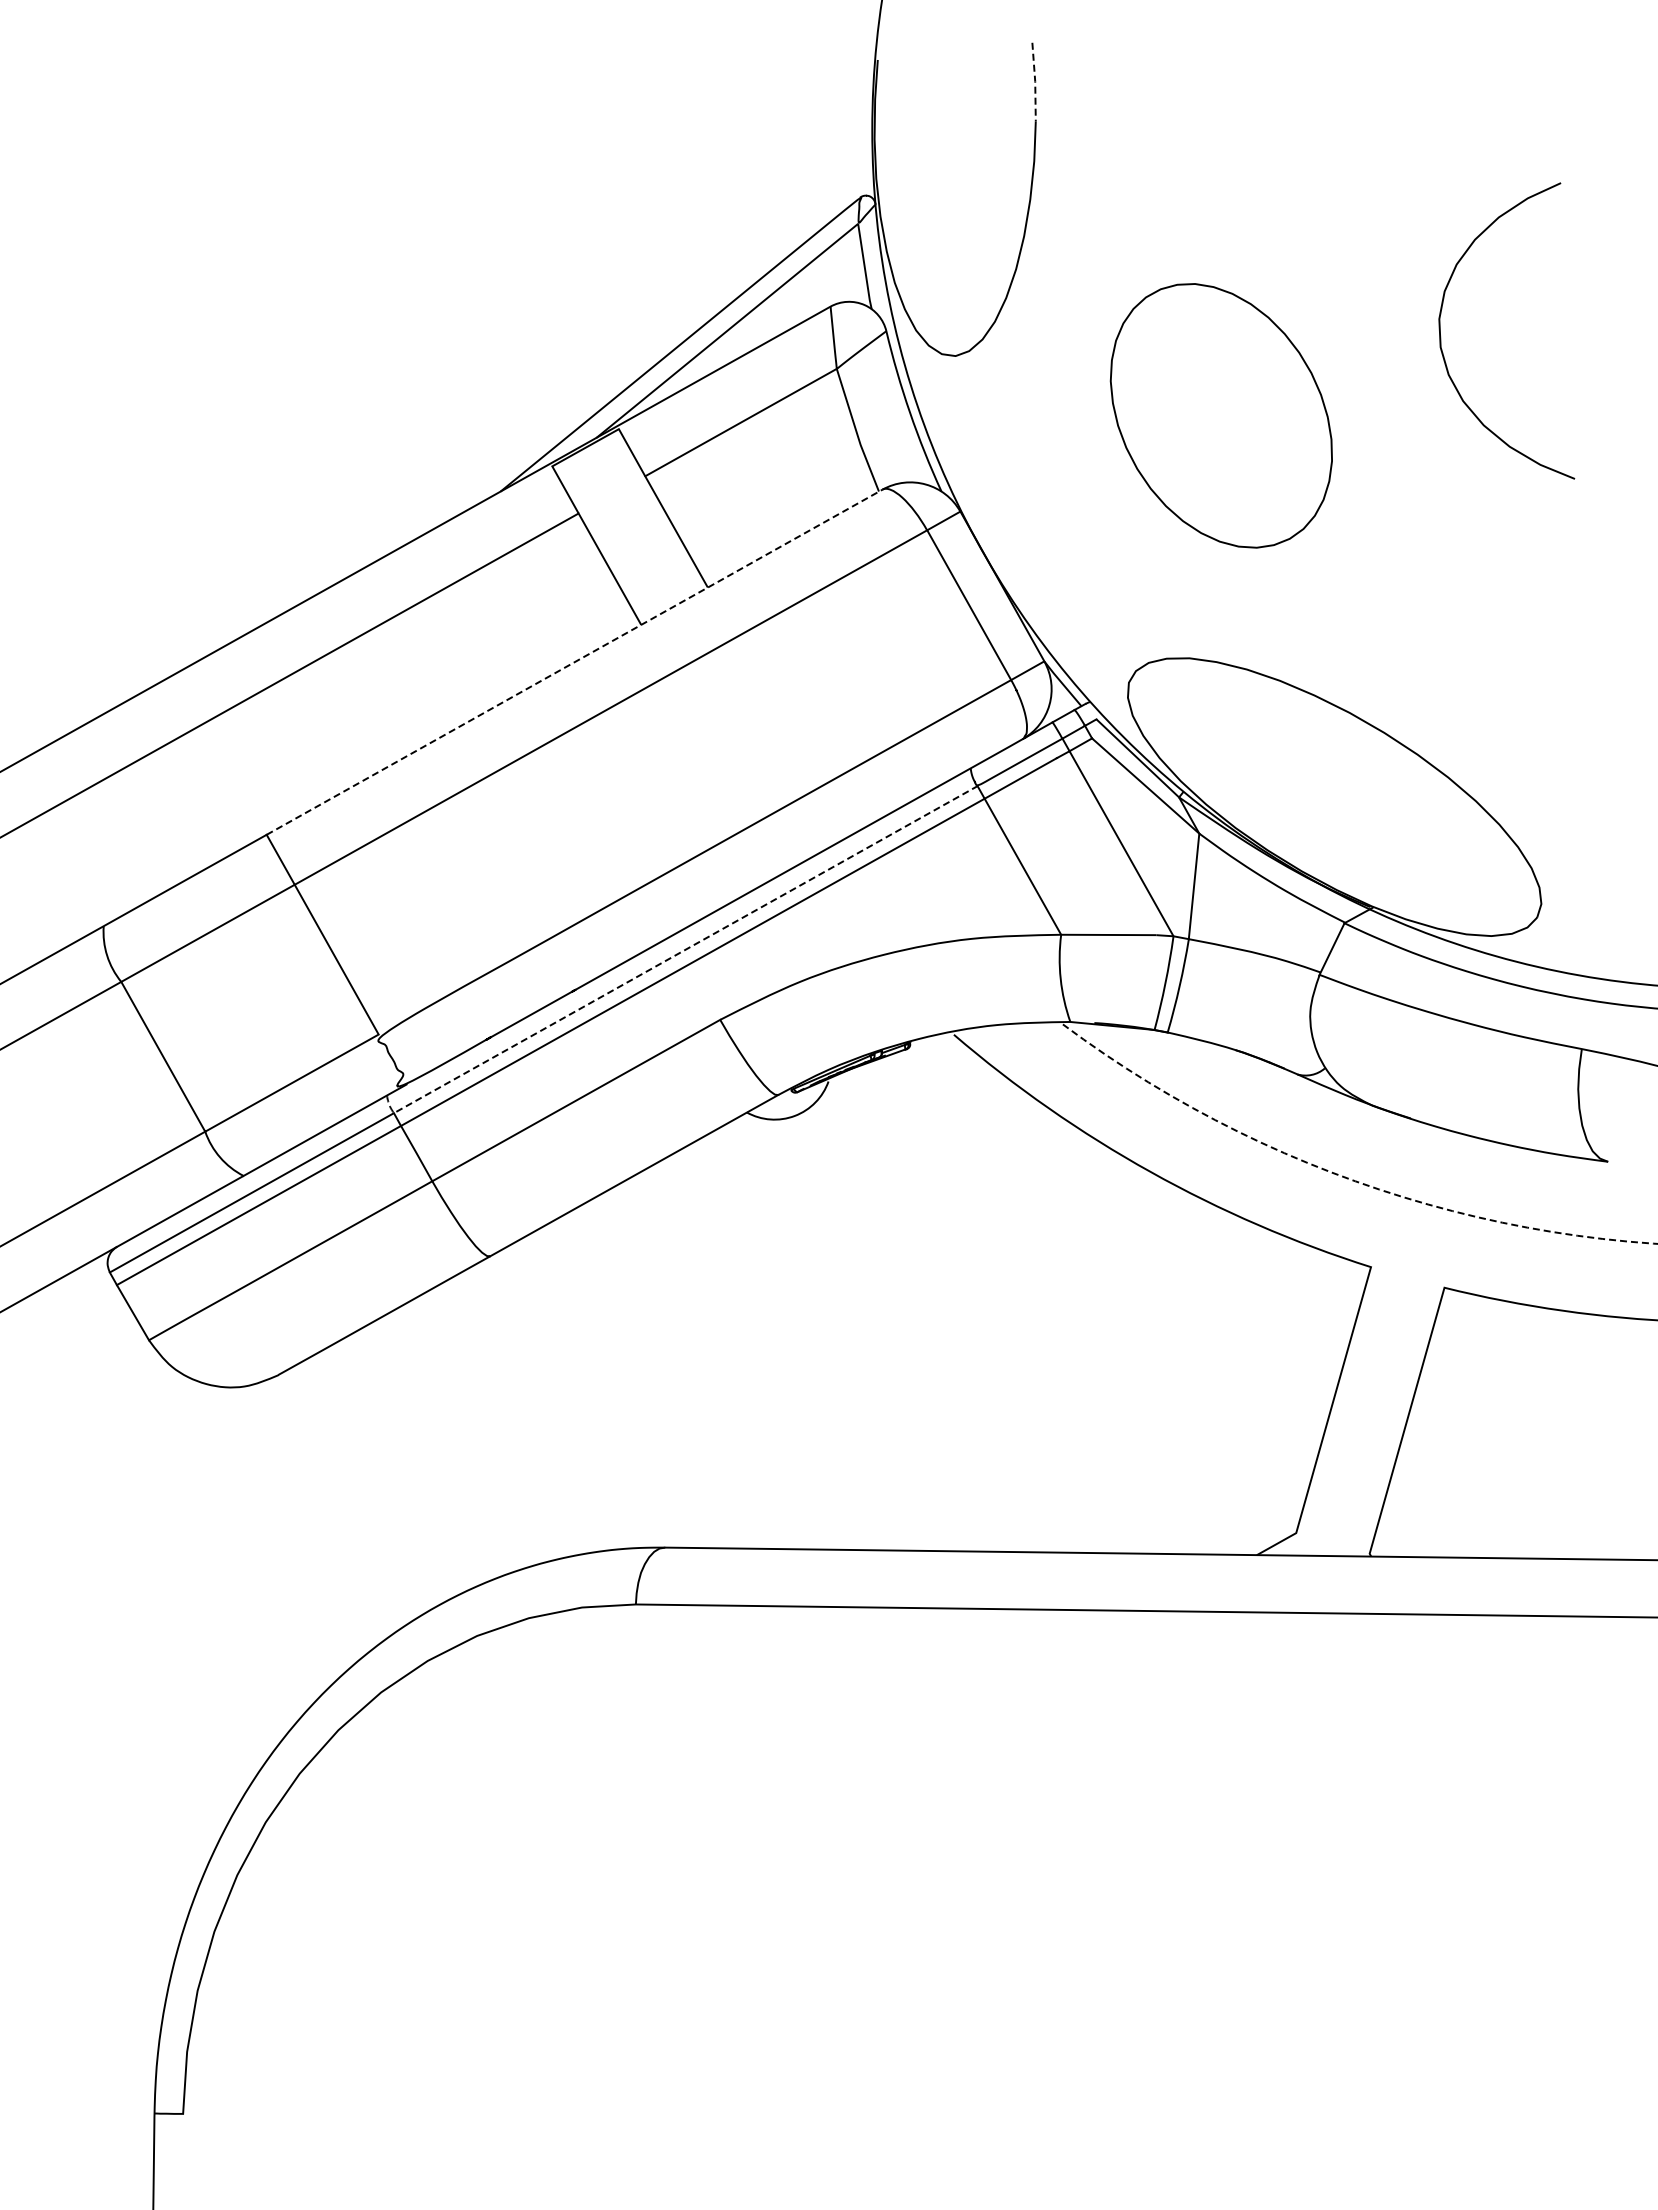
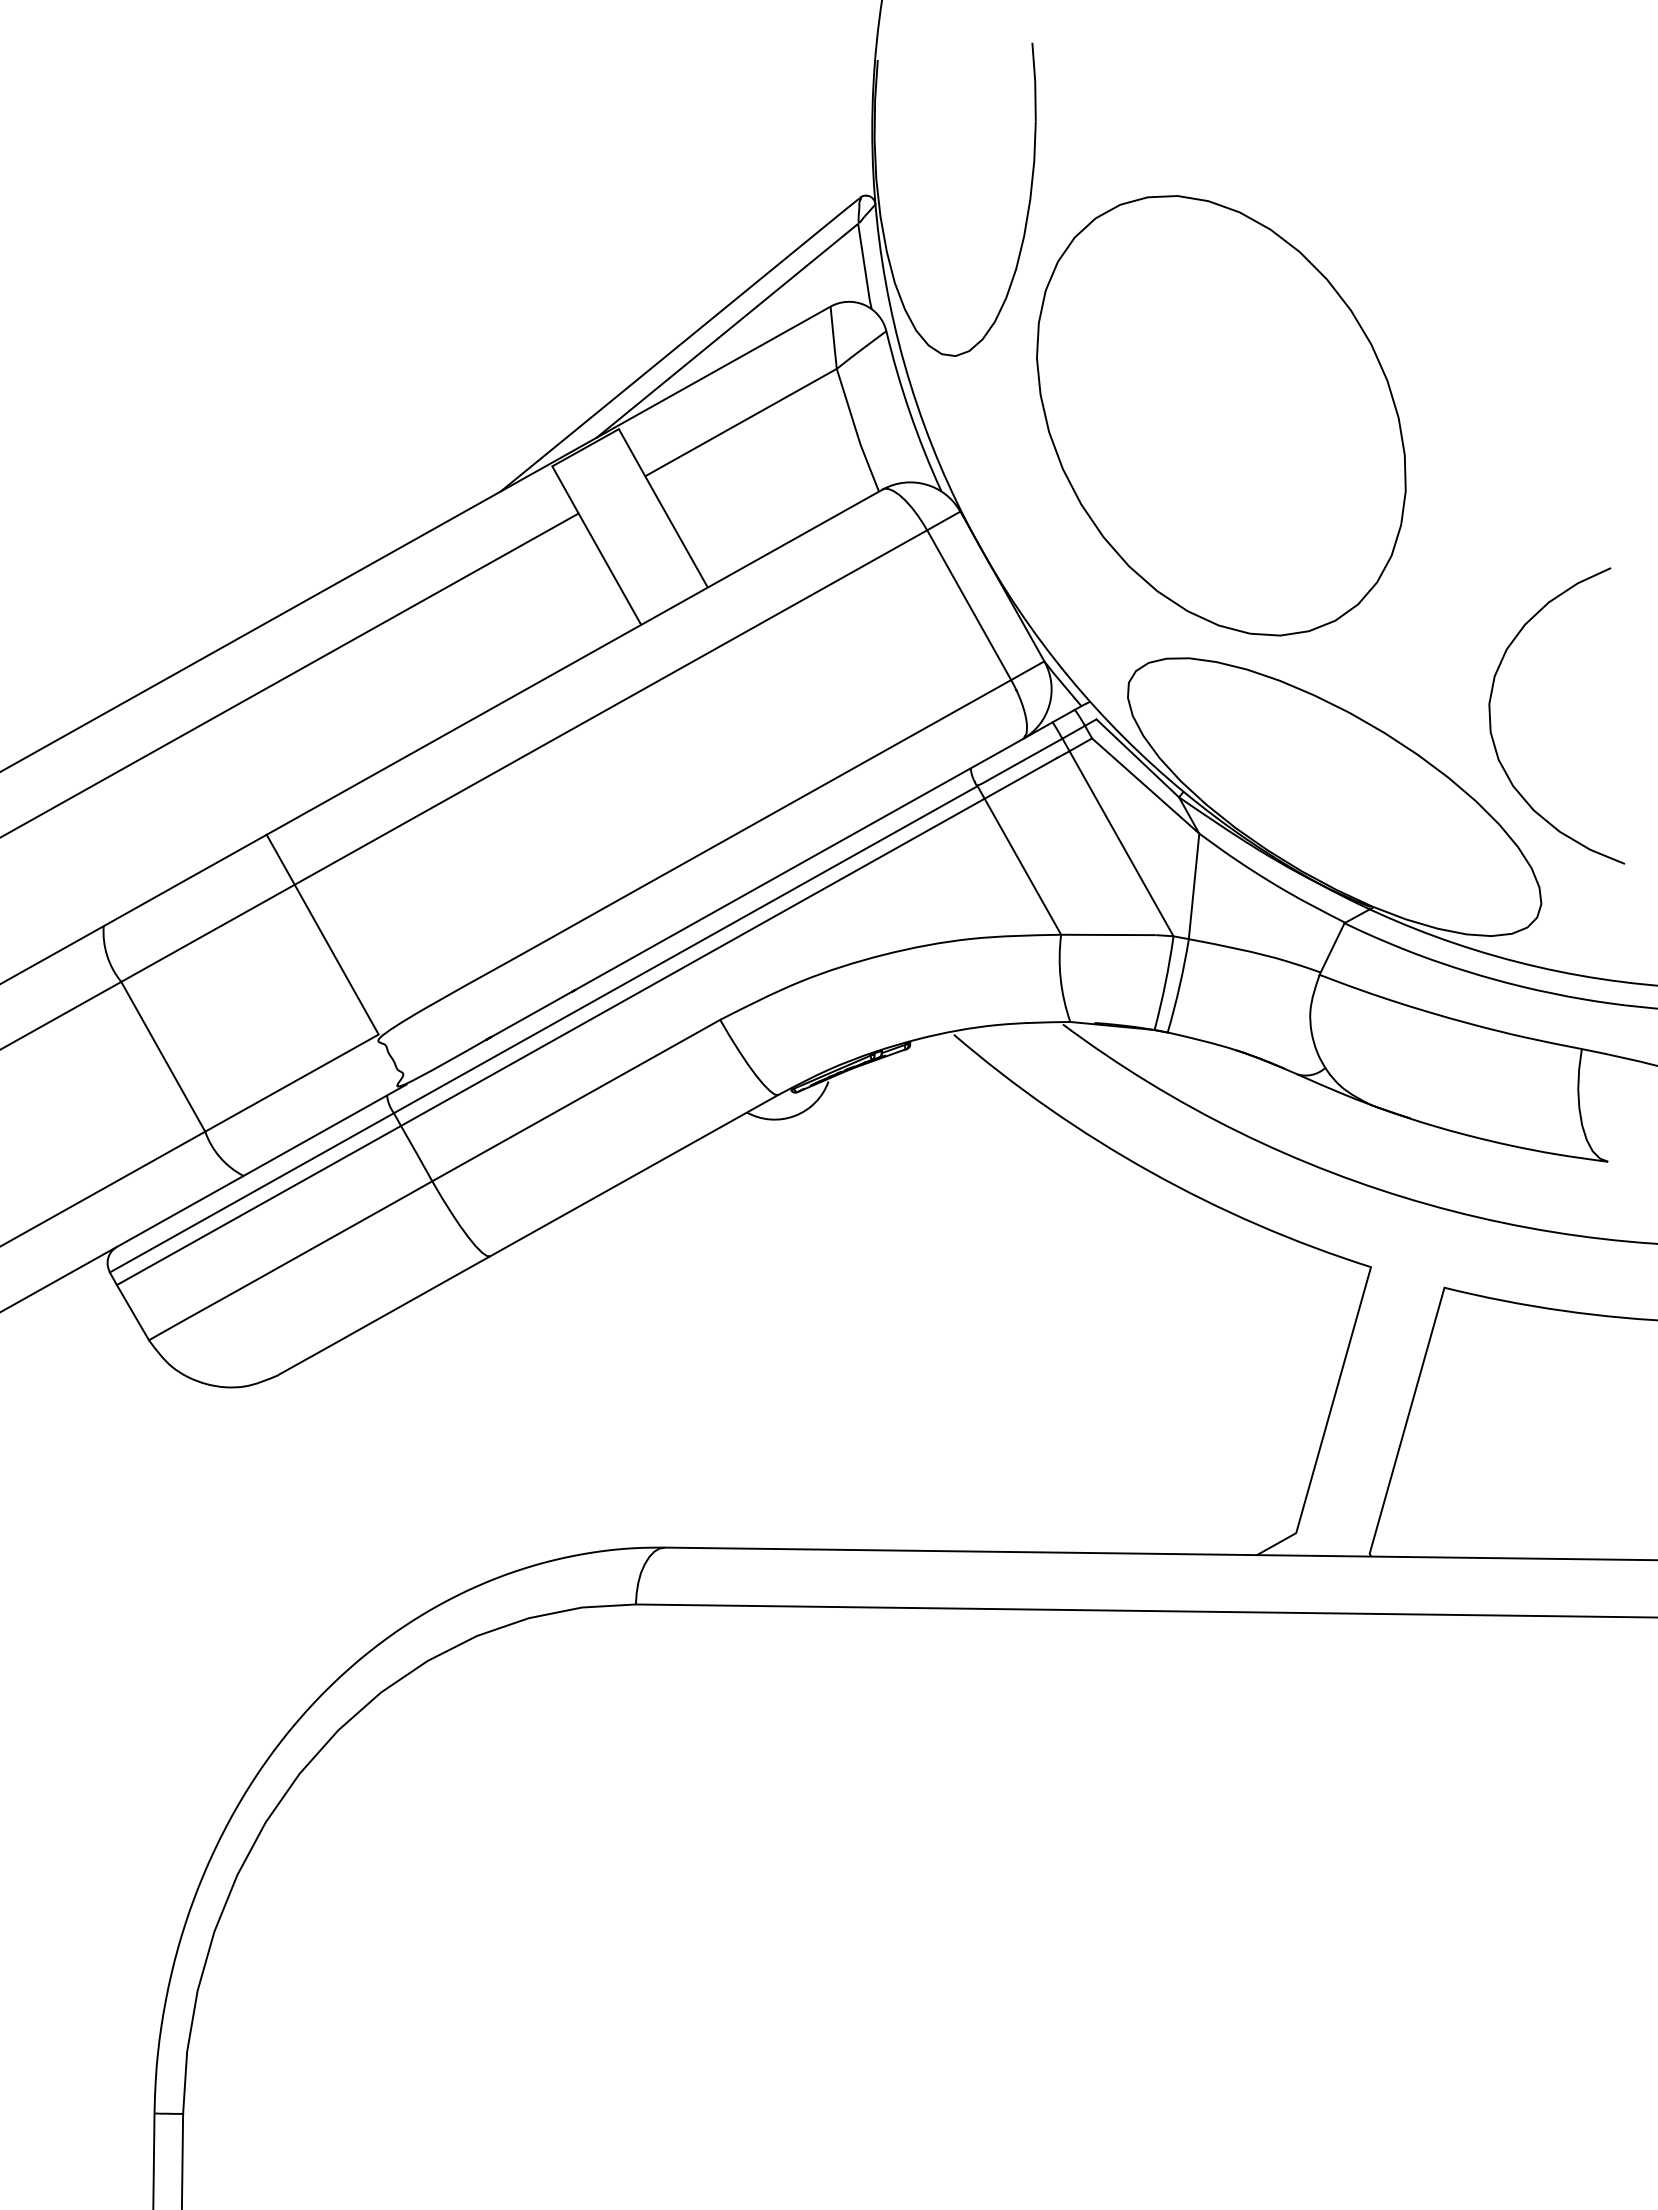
line: dashed -> solid (1035, 81)
curve position: (1441, 337) -> (1491, 722) (1491, 722)
part size: 224x266 px -> 371x442 px (1221, 415)
line: dashed -> solid (575, 661)
line: dashed -> solid (675, 955)
arc: dashed -> solid (1346, 1177)
line: none -> present (182, 2159)
